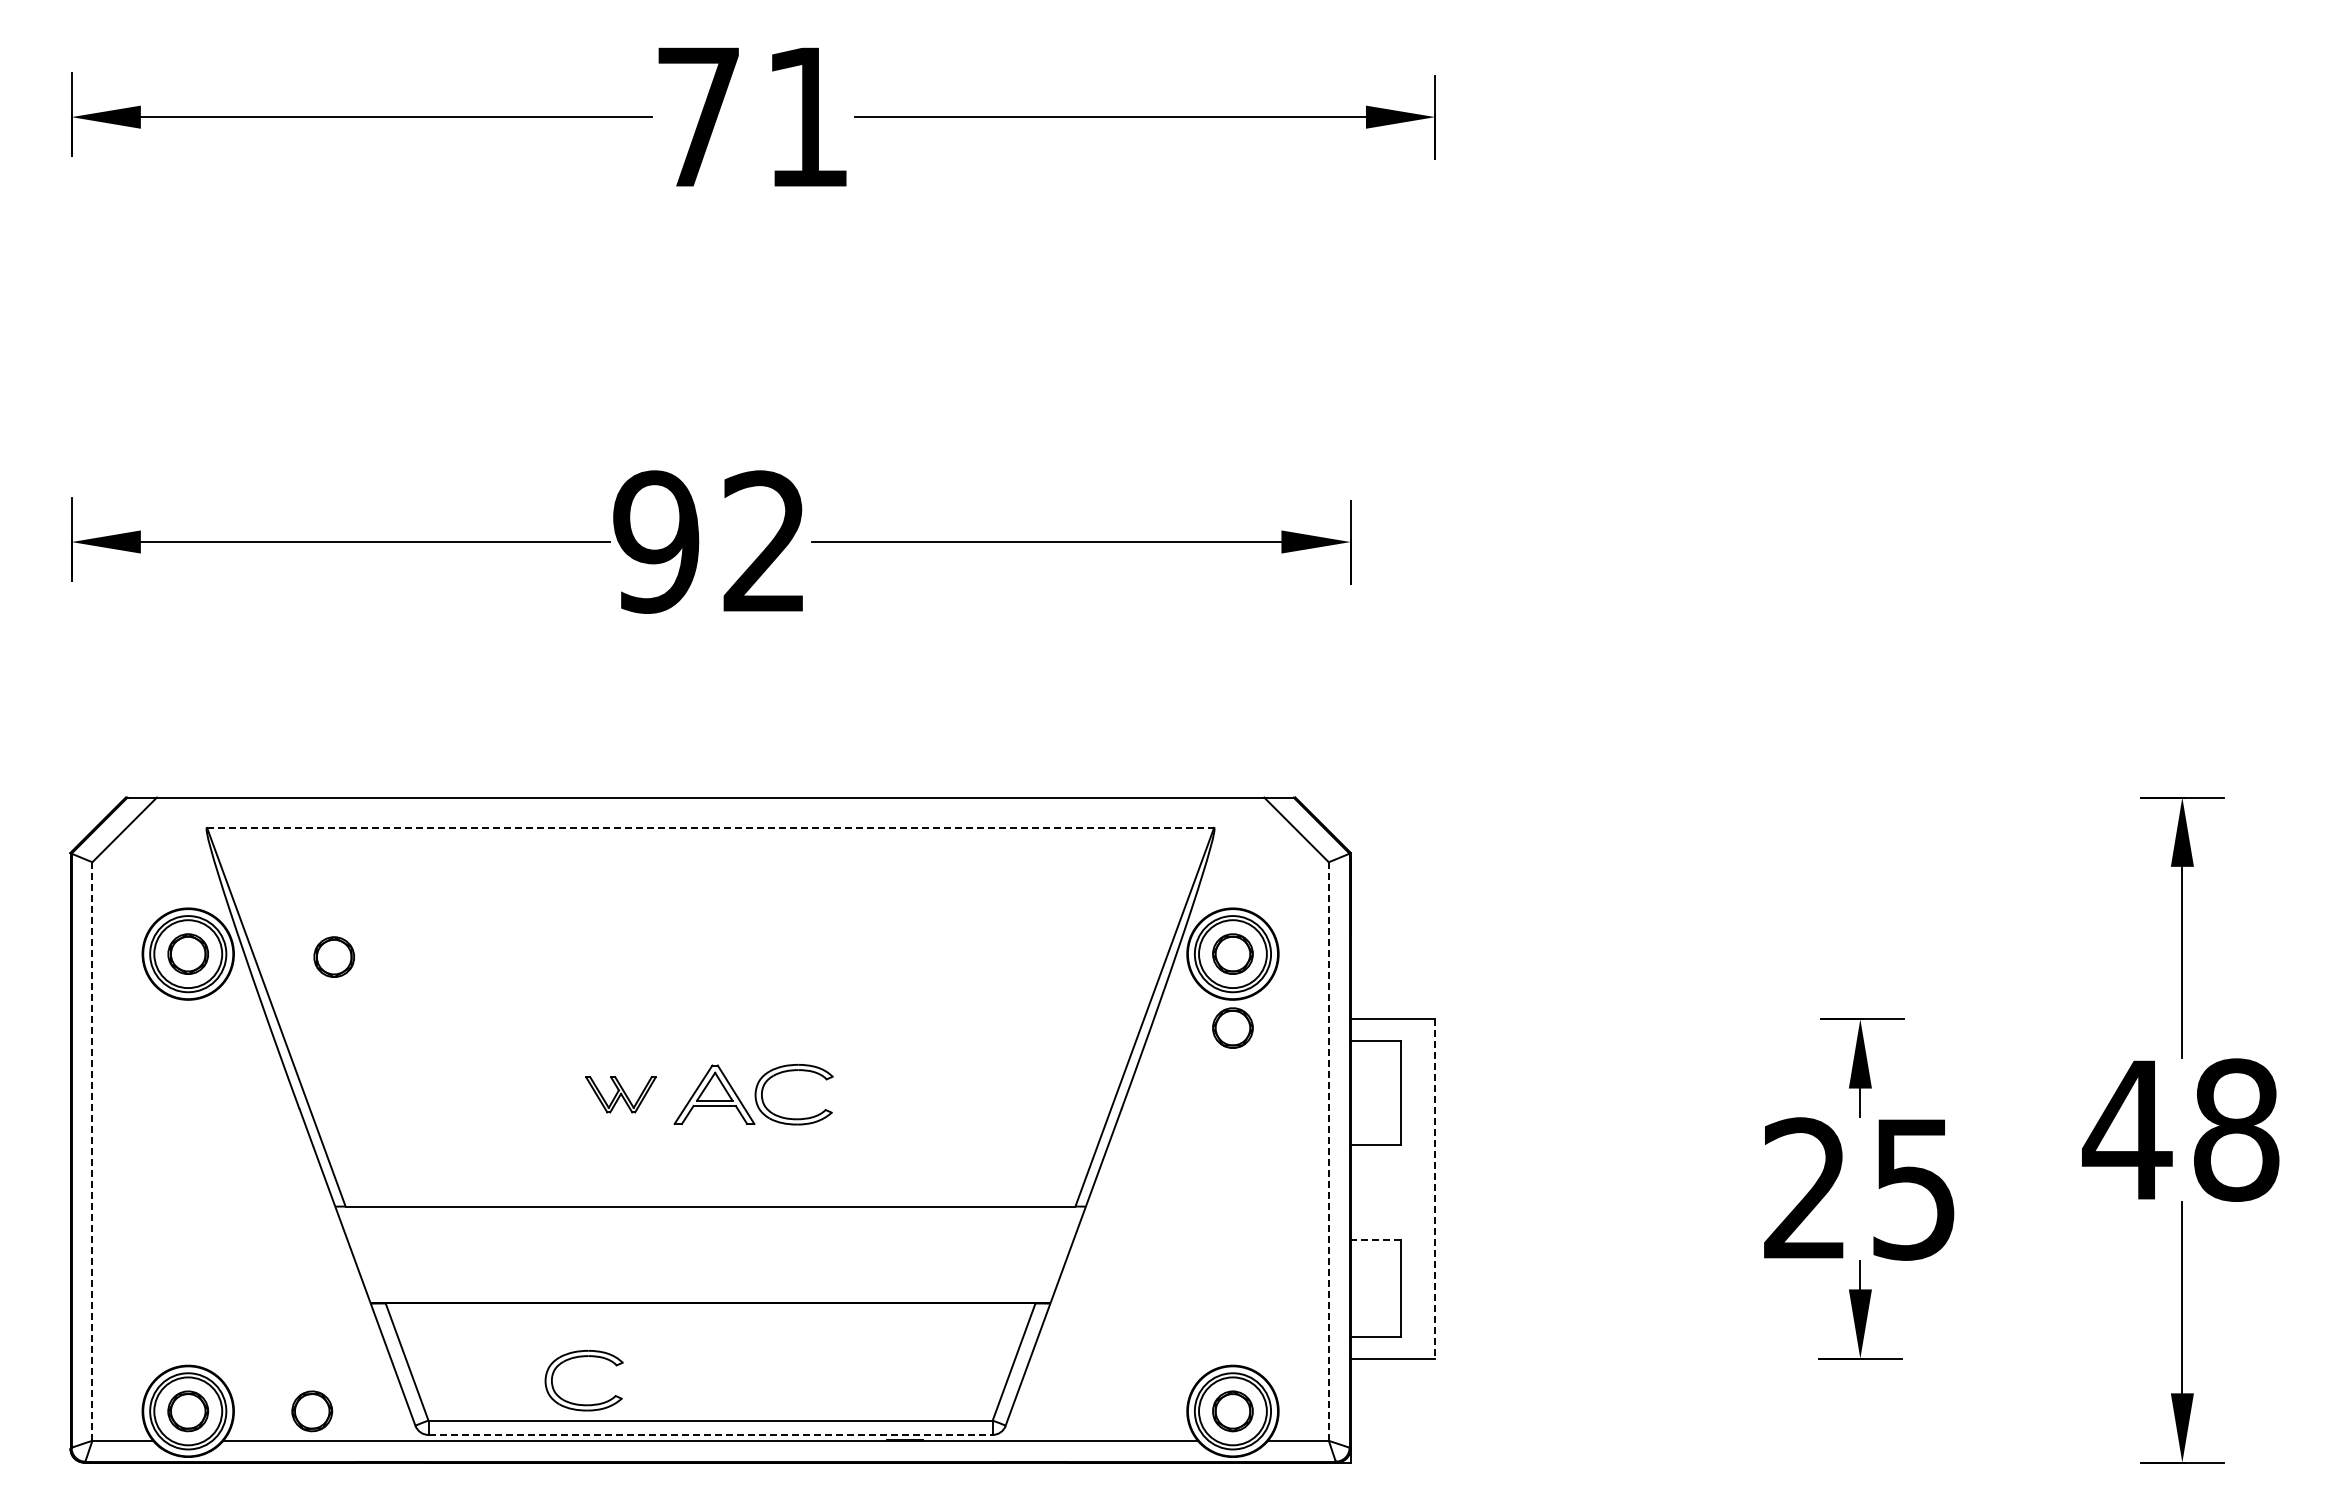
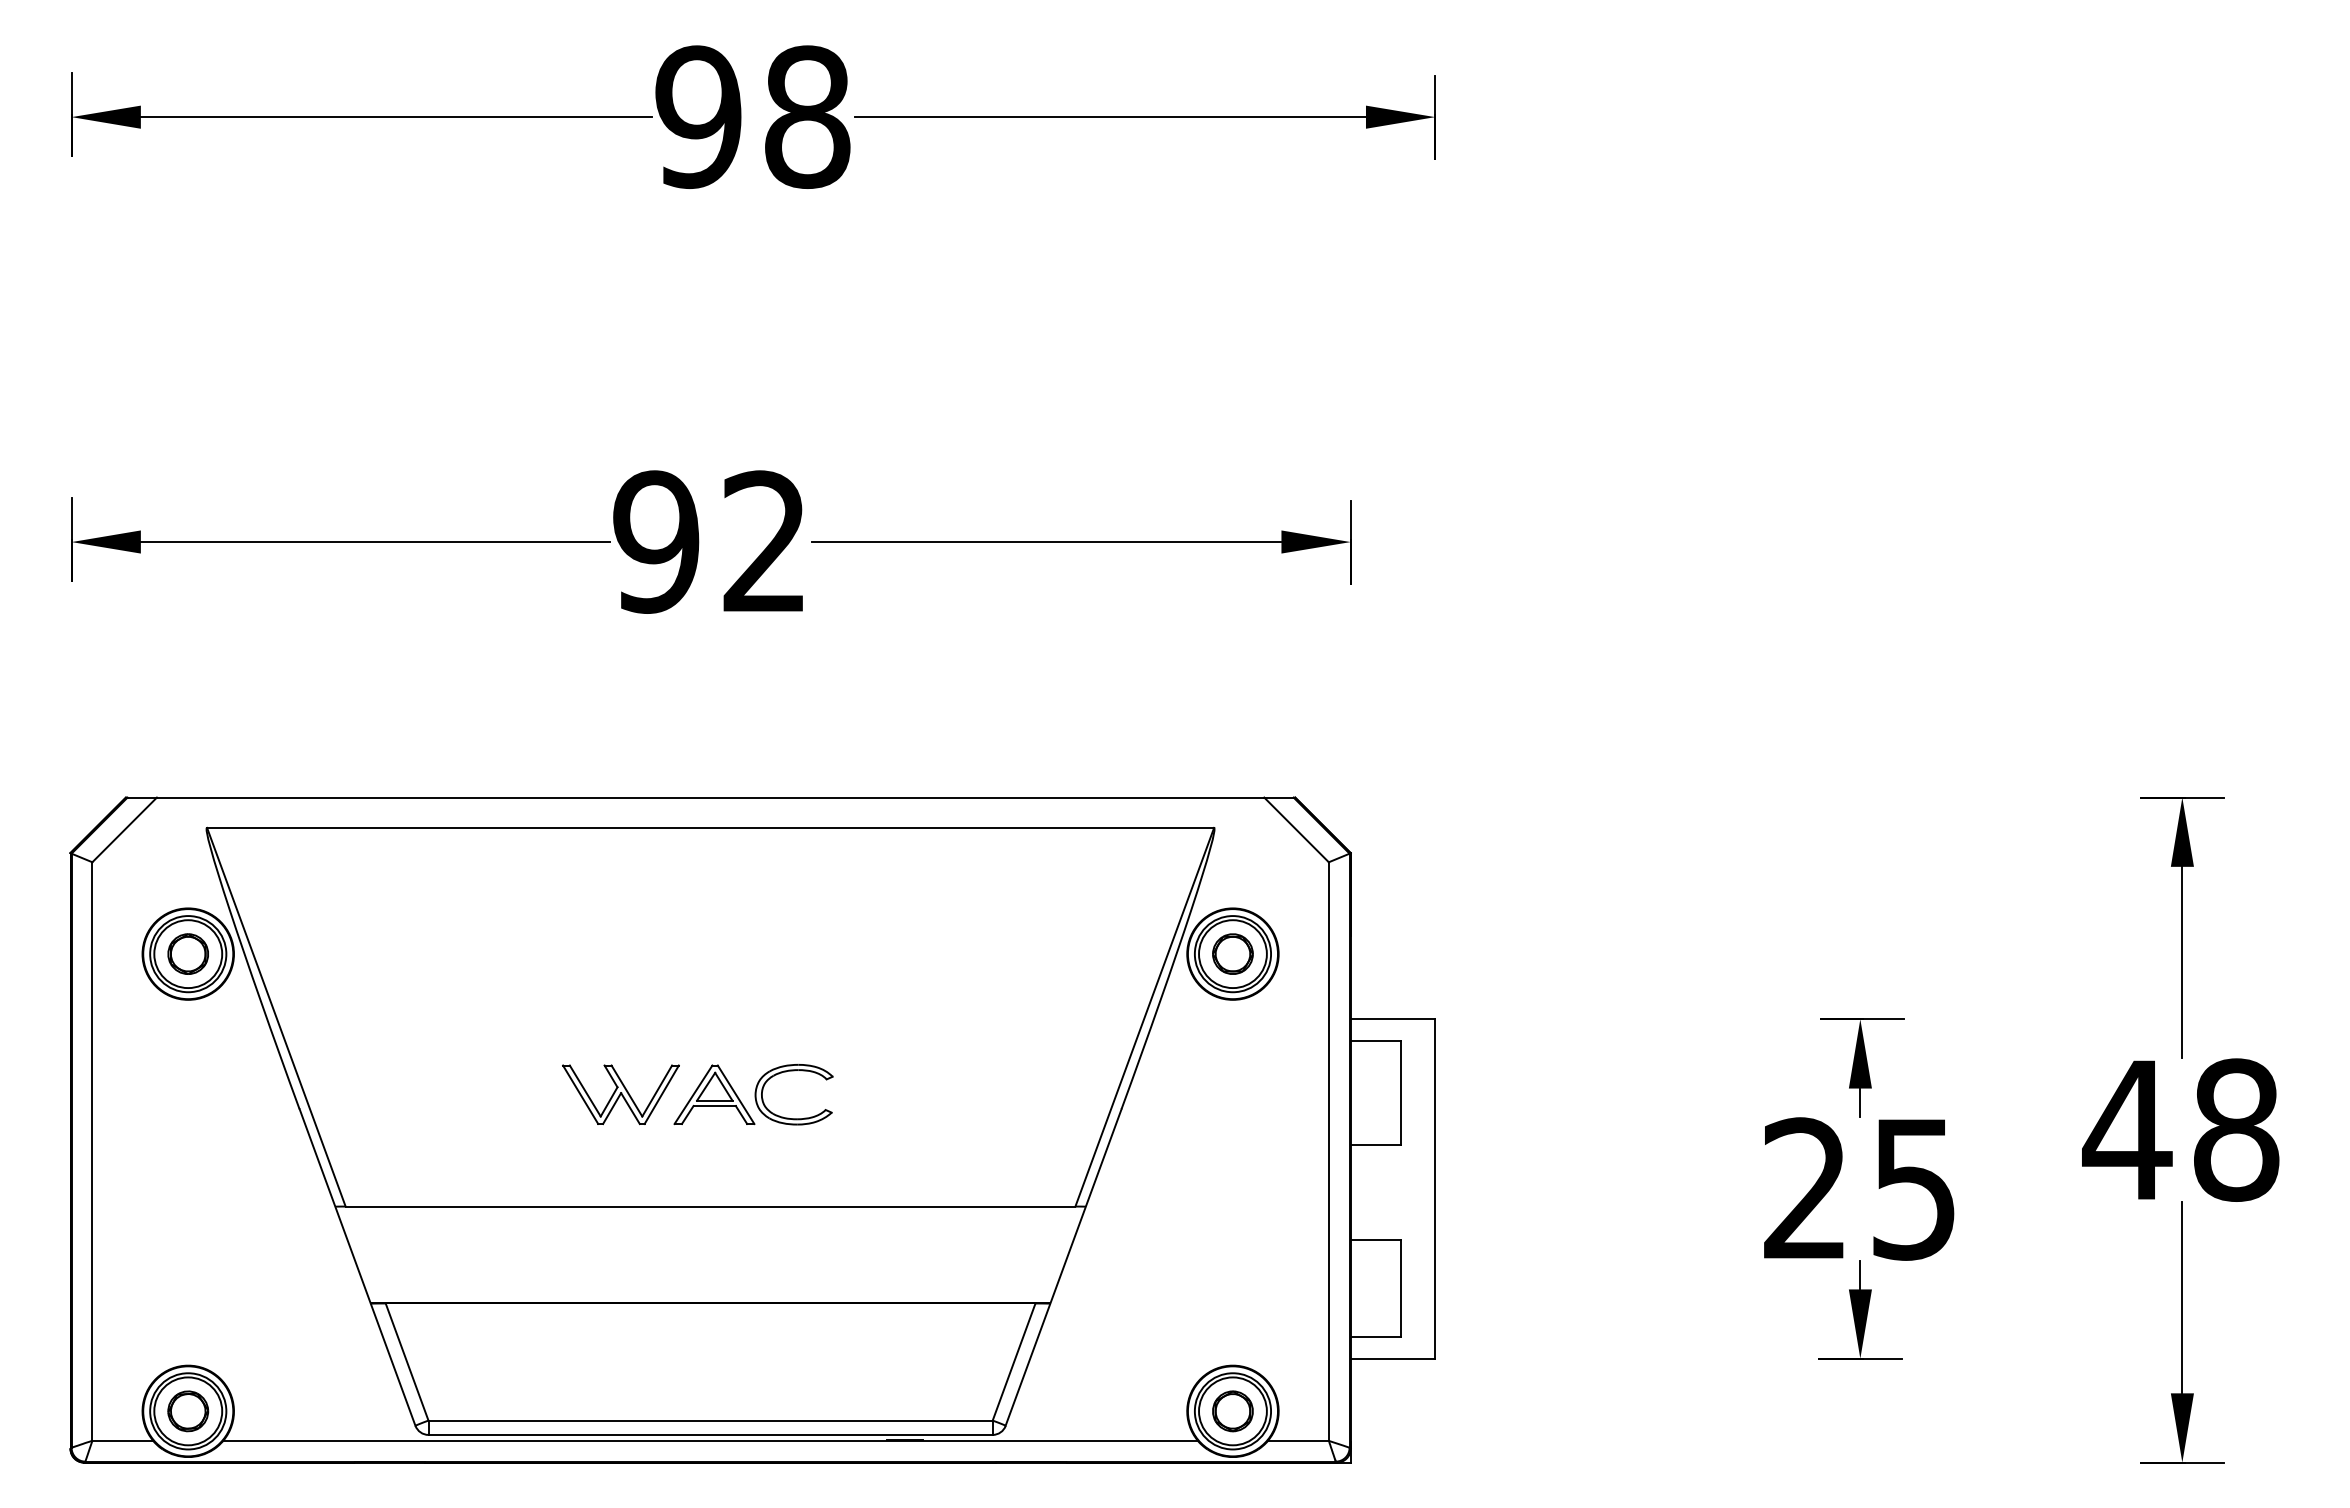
text: 71 -> 98 (752, 116)
line: dashed -> solid (710, 827)
part: present -> none (333, 956)
part: present -> none (1232, 1027)
part size: 72x38 px -> 118x62 px (620, 1094)
line: dashed -> solid (1328, 1151)
line: dashed -> solid (92, 1152)
line: dashed -> solid (1435, 1188)
line: dashed -> solid (1375, 1239)
part: present -> none (583, 1357)
part: present -> none (312, 1411)
line: dashed -> solid (711, 1434)
